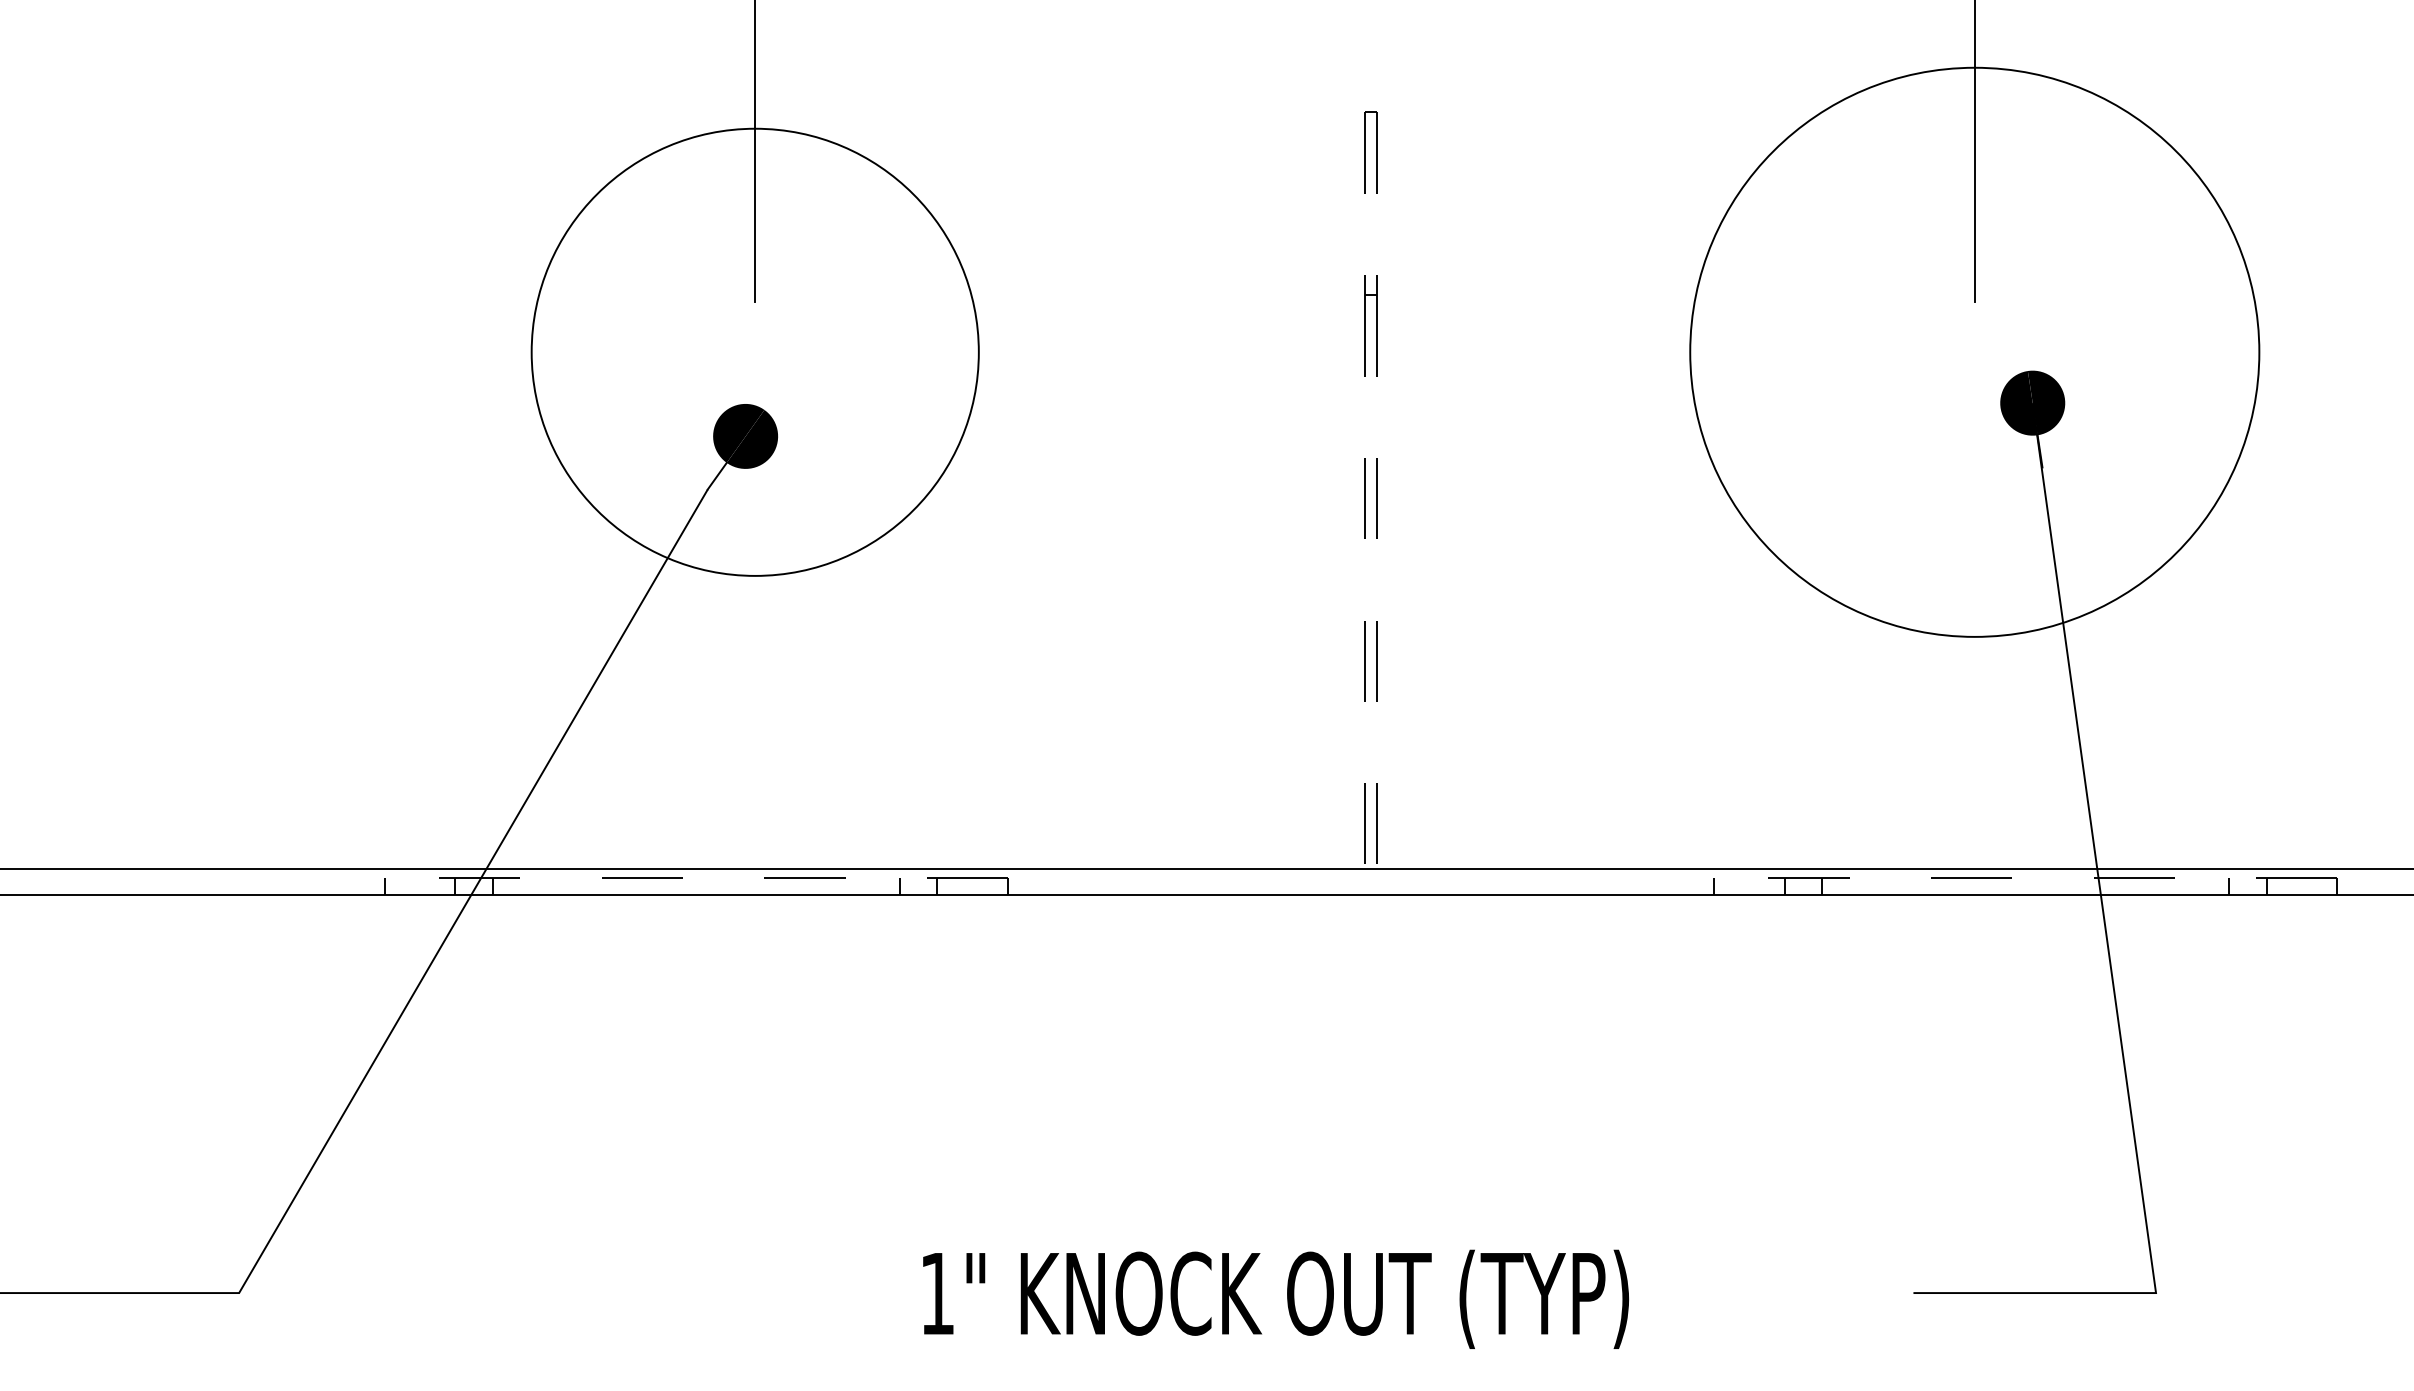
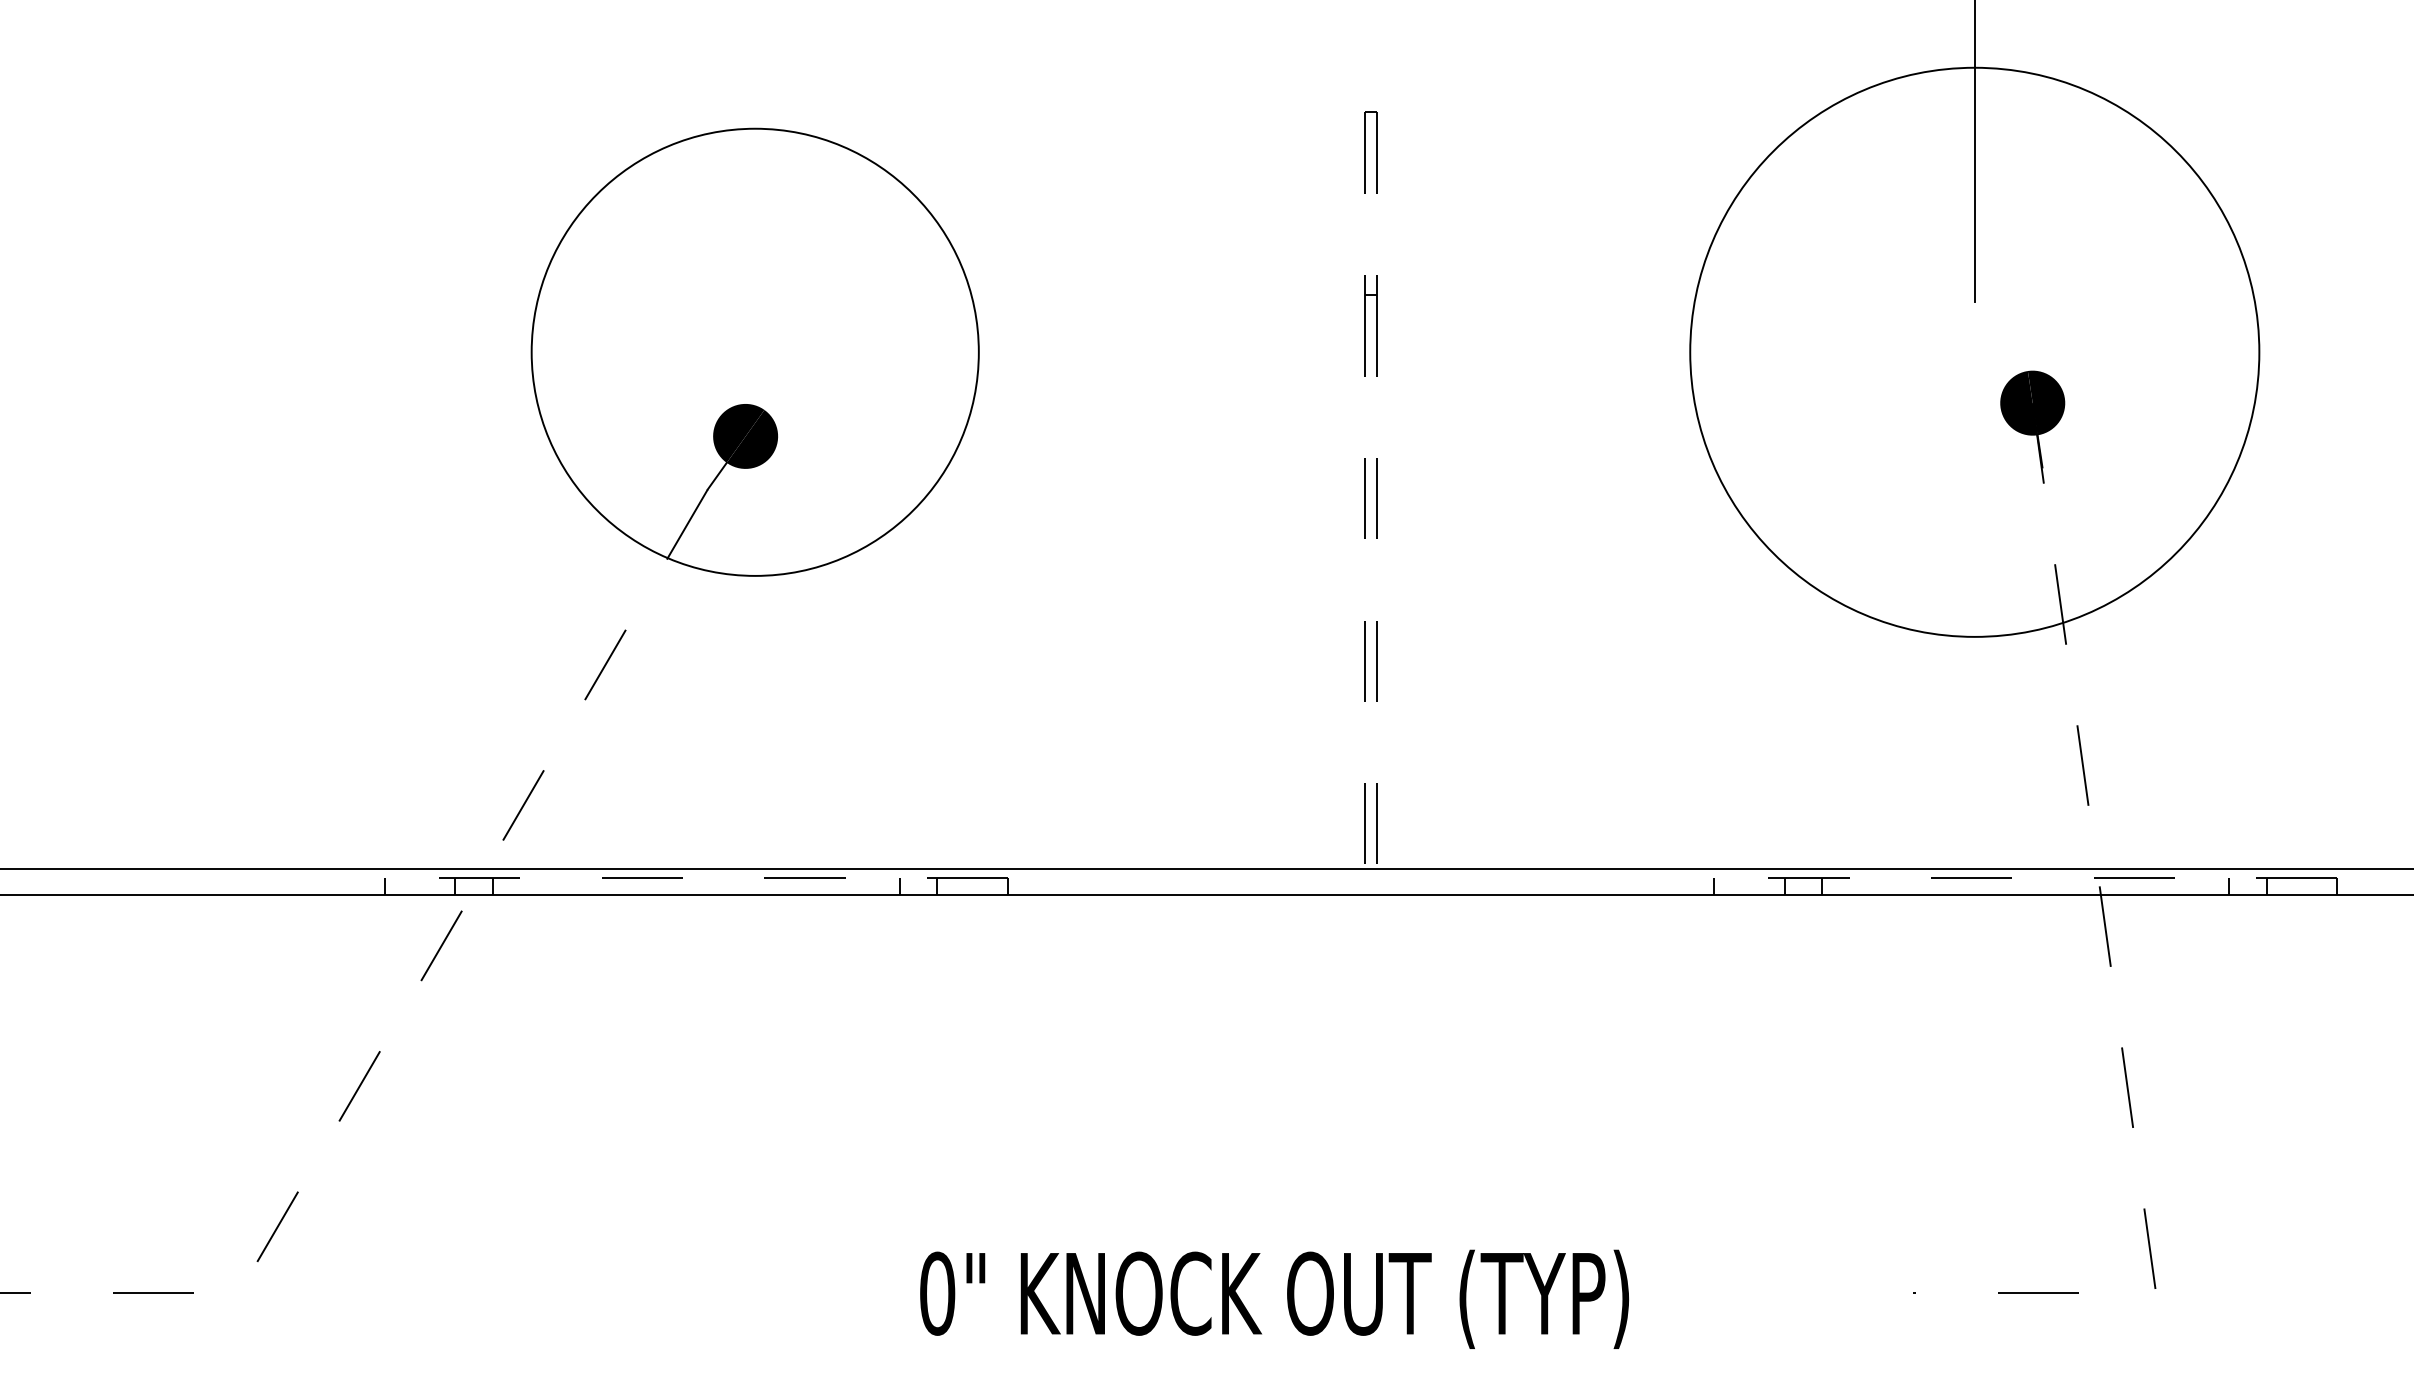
line: present -> none (755, 151)
line: solid -> dashed (2111, 969)
line: solid -> dashed (412, 995)
text: 1" -> 0" (937, 1293)
